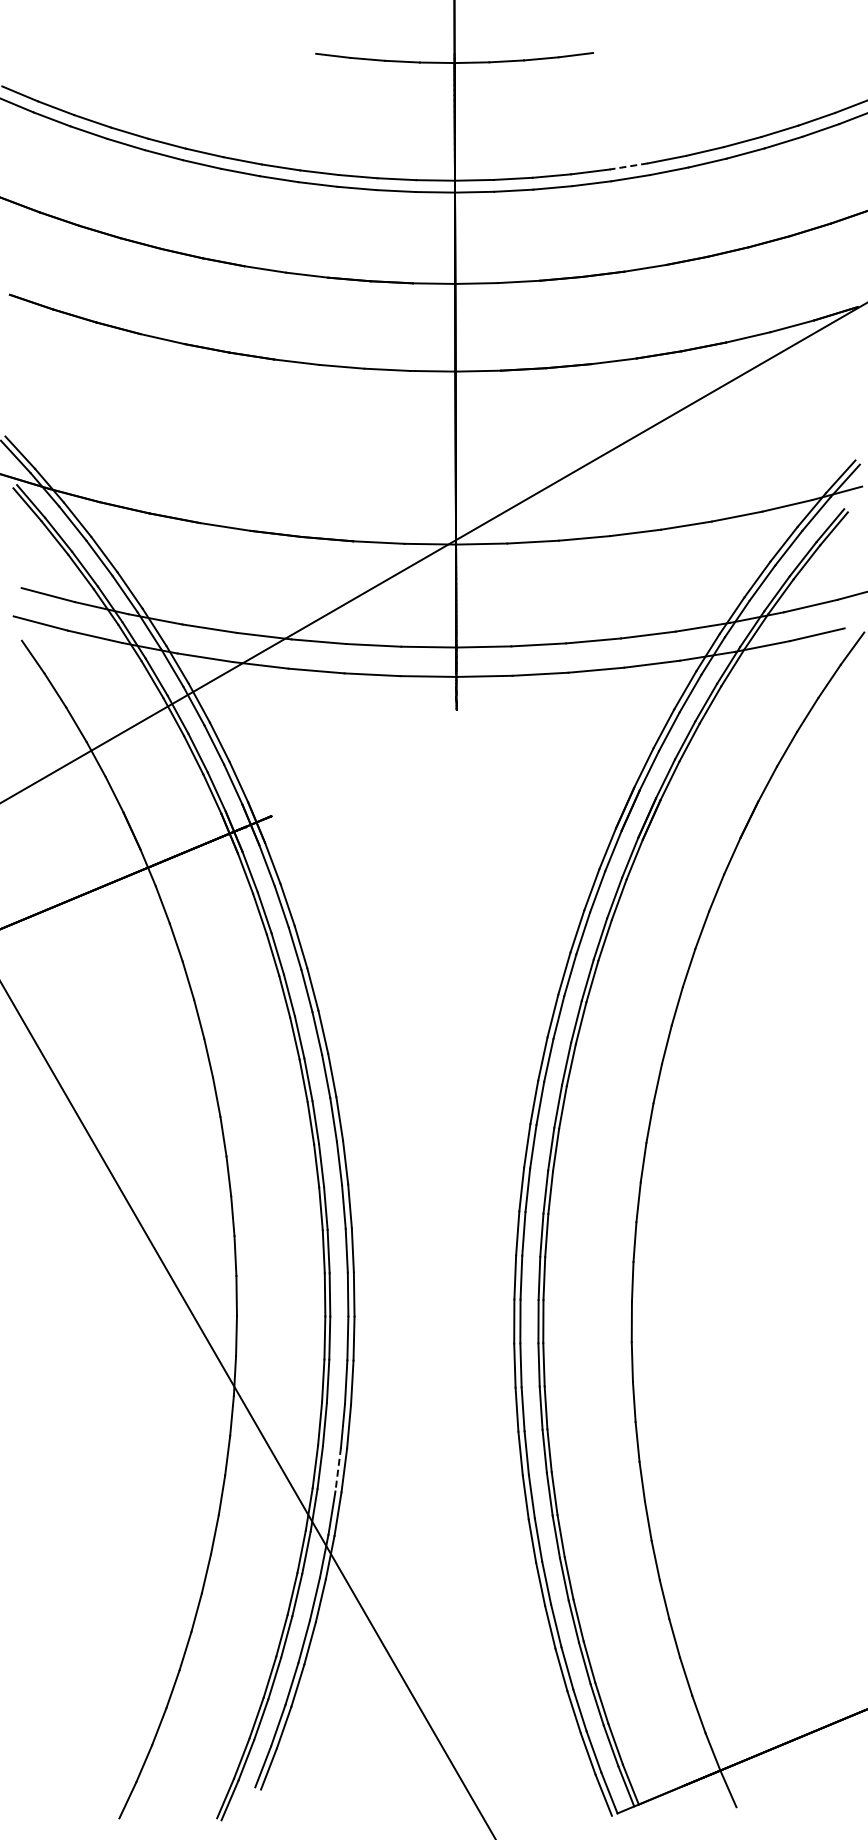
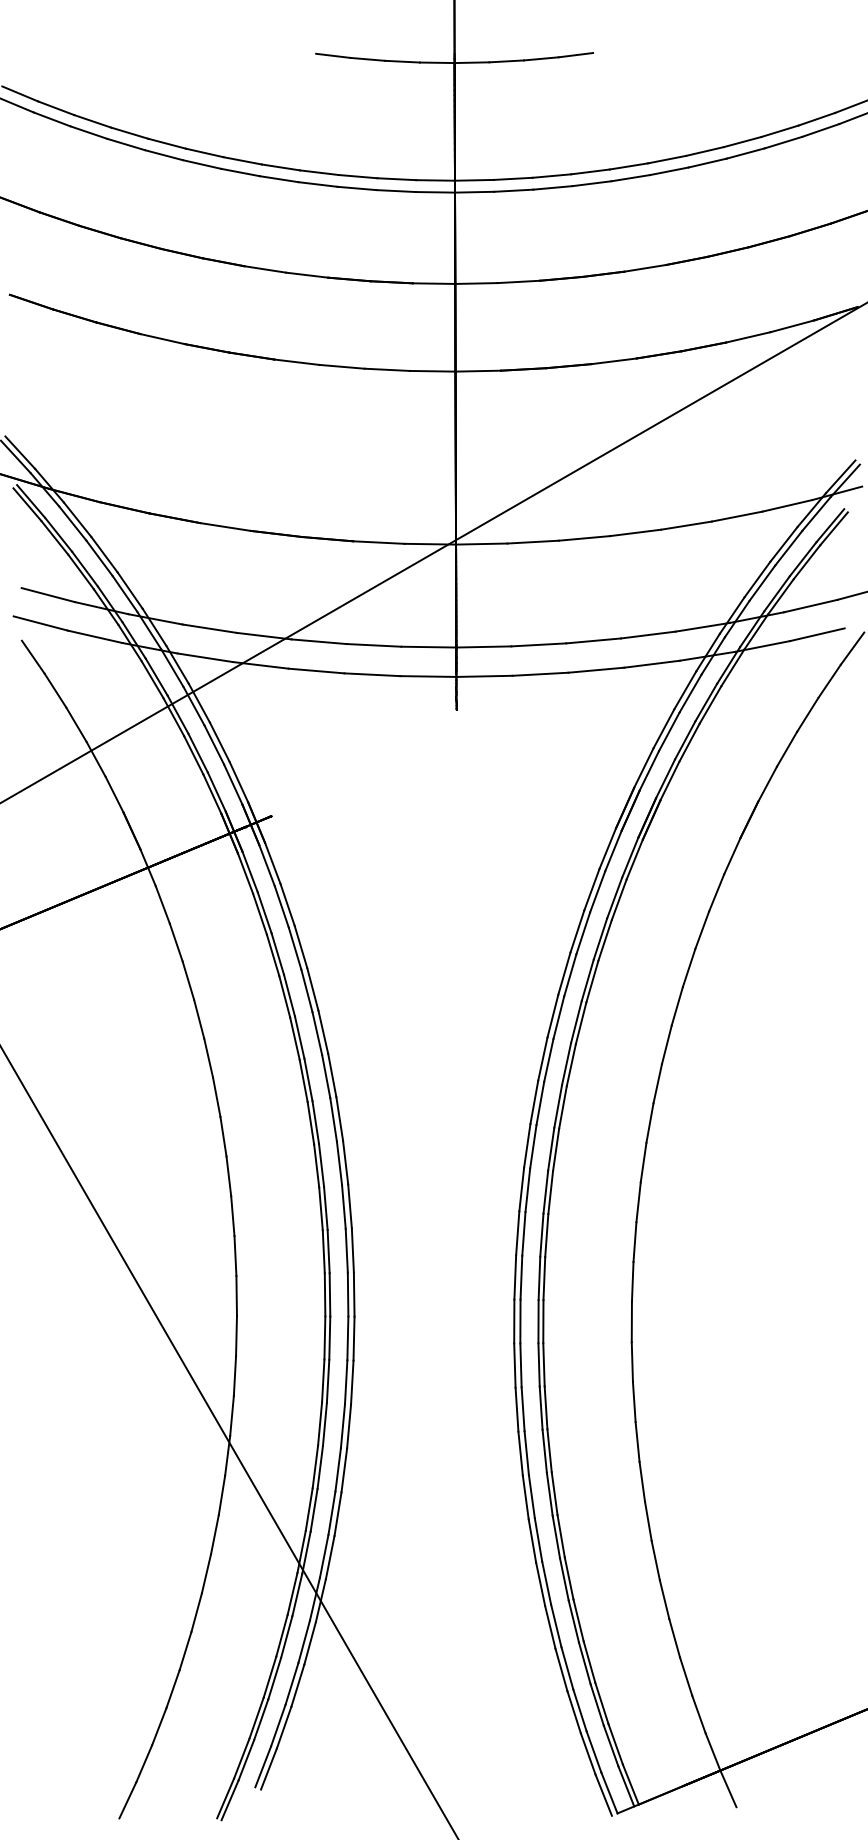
line: dashed -> solid (628, 166)
line position: (248, 1410) -> (229, 1442) (229, 1442)
line: dashed -> solid (338, 1469)
